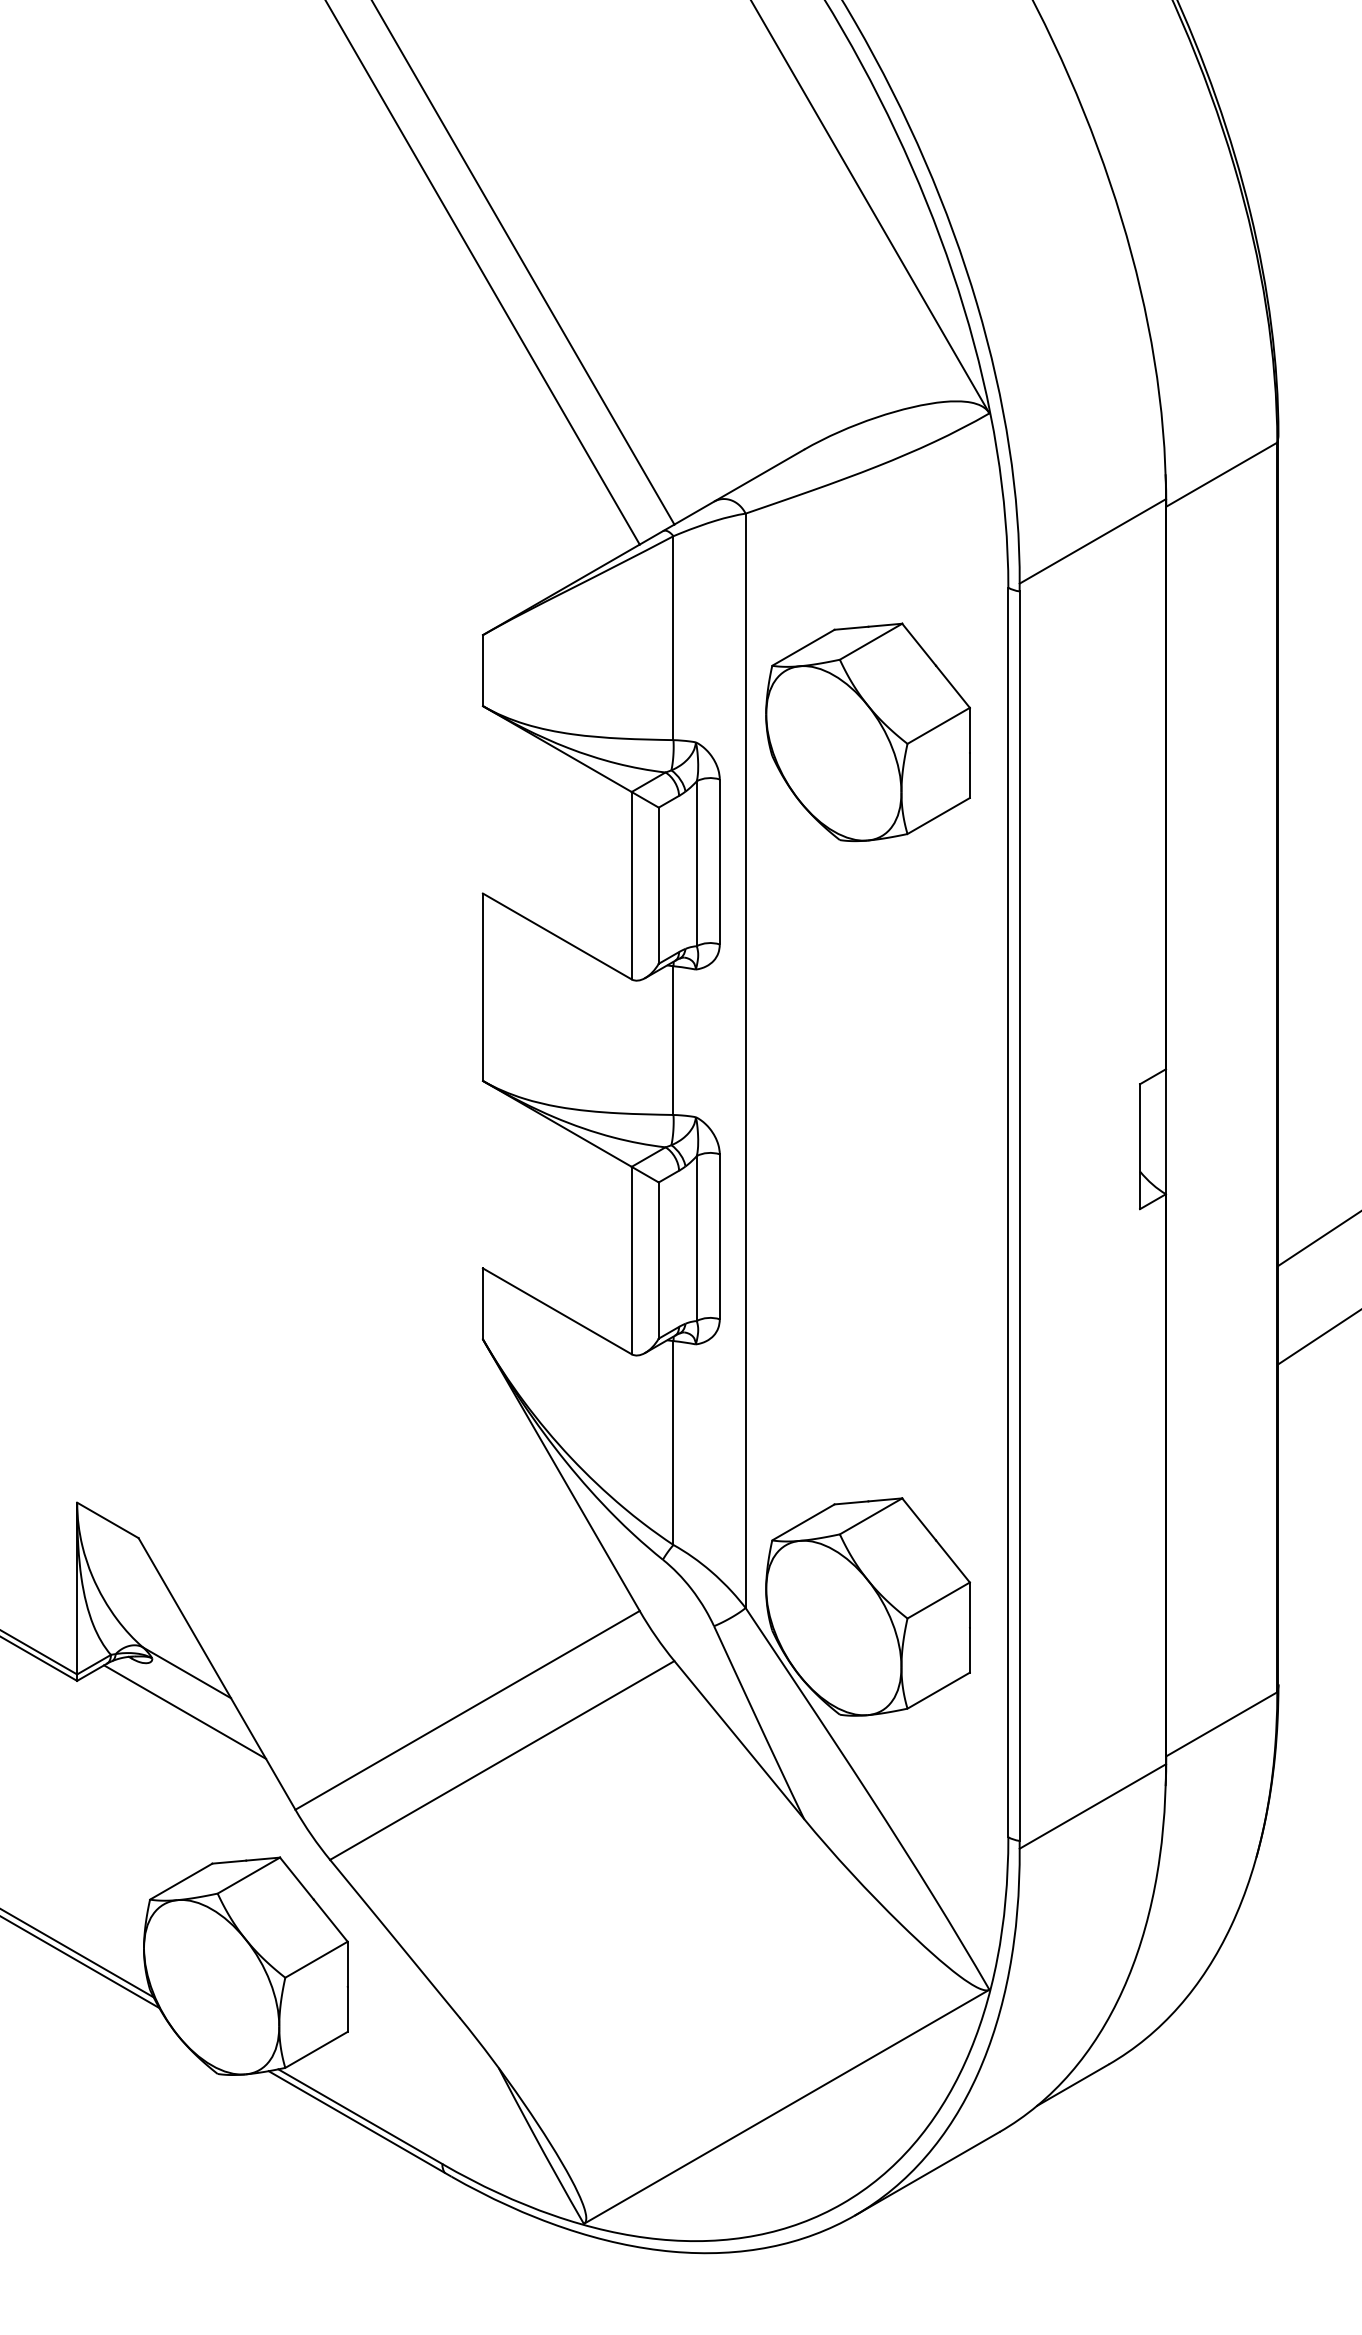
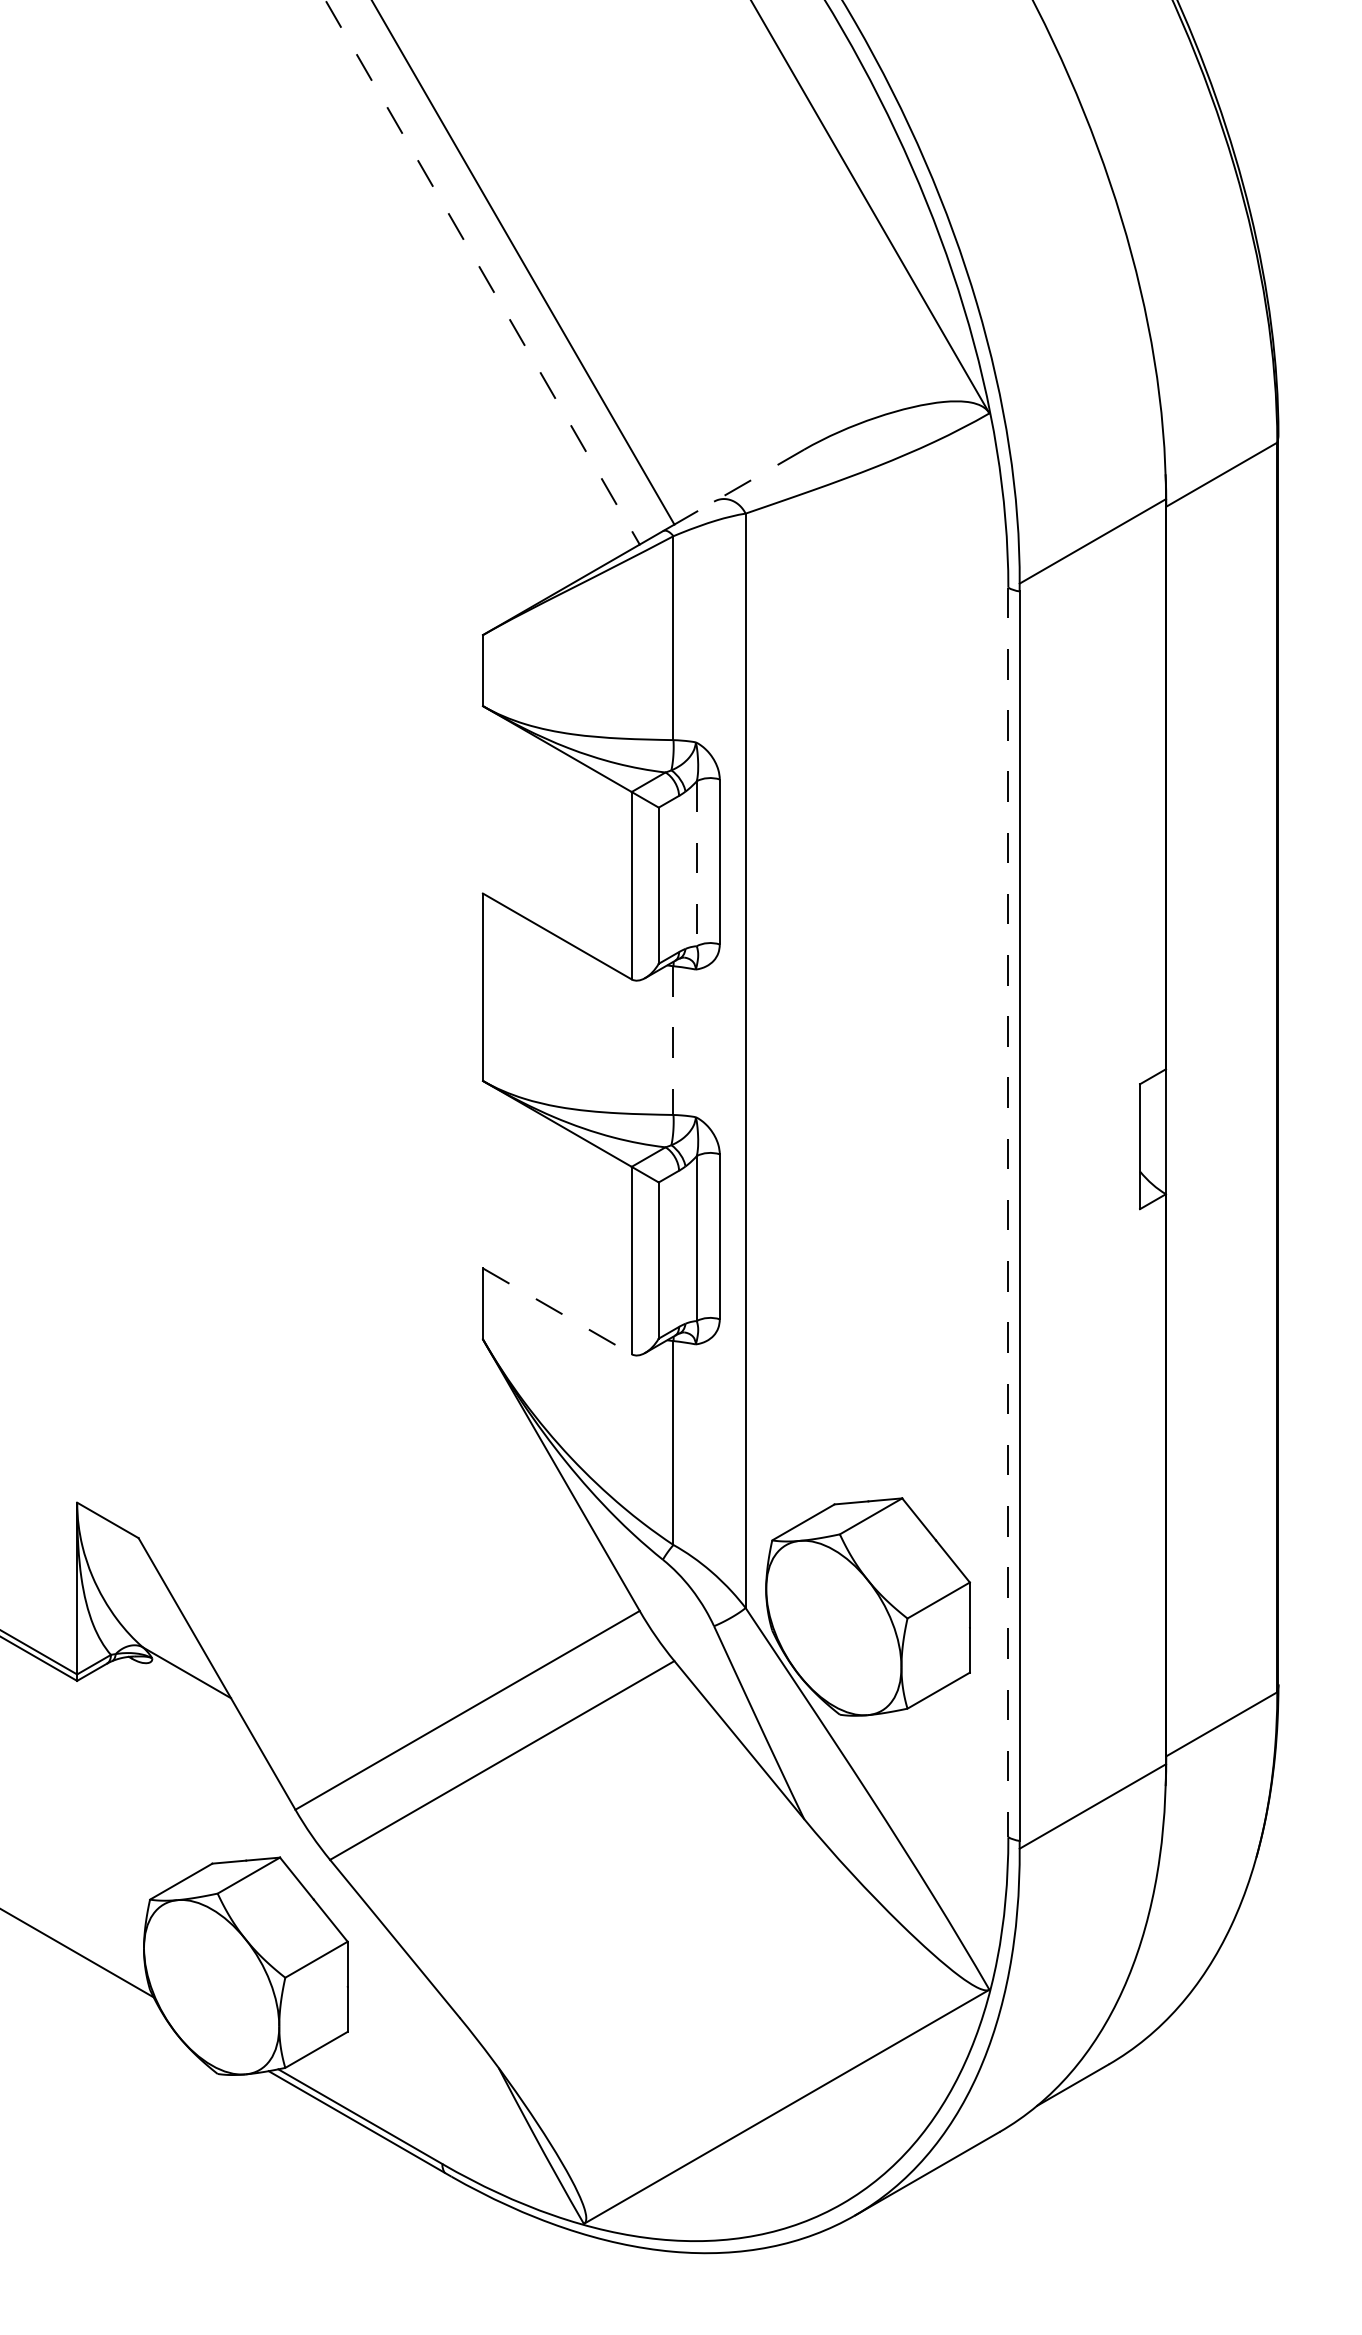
line: solid -> dashed (482, 272)
line: solid -> dashed (739, 487)
part: present -> none (867, 732)
line: solid -> dashed (696, 864)
line: solid -> dashed (673, 1041)
line: solid -> dashed (1008, 1212)
line: present -> none (1318, 1238)
line: solid -> dashed (557, 1311)
line: present -> none (1318, 1337)
line: present -> none (185, 1711)
line: present -> none (80, 1962)
